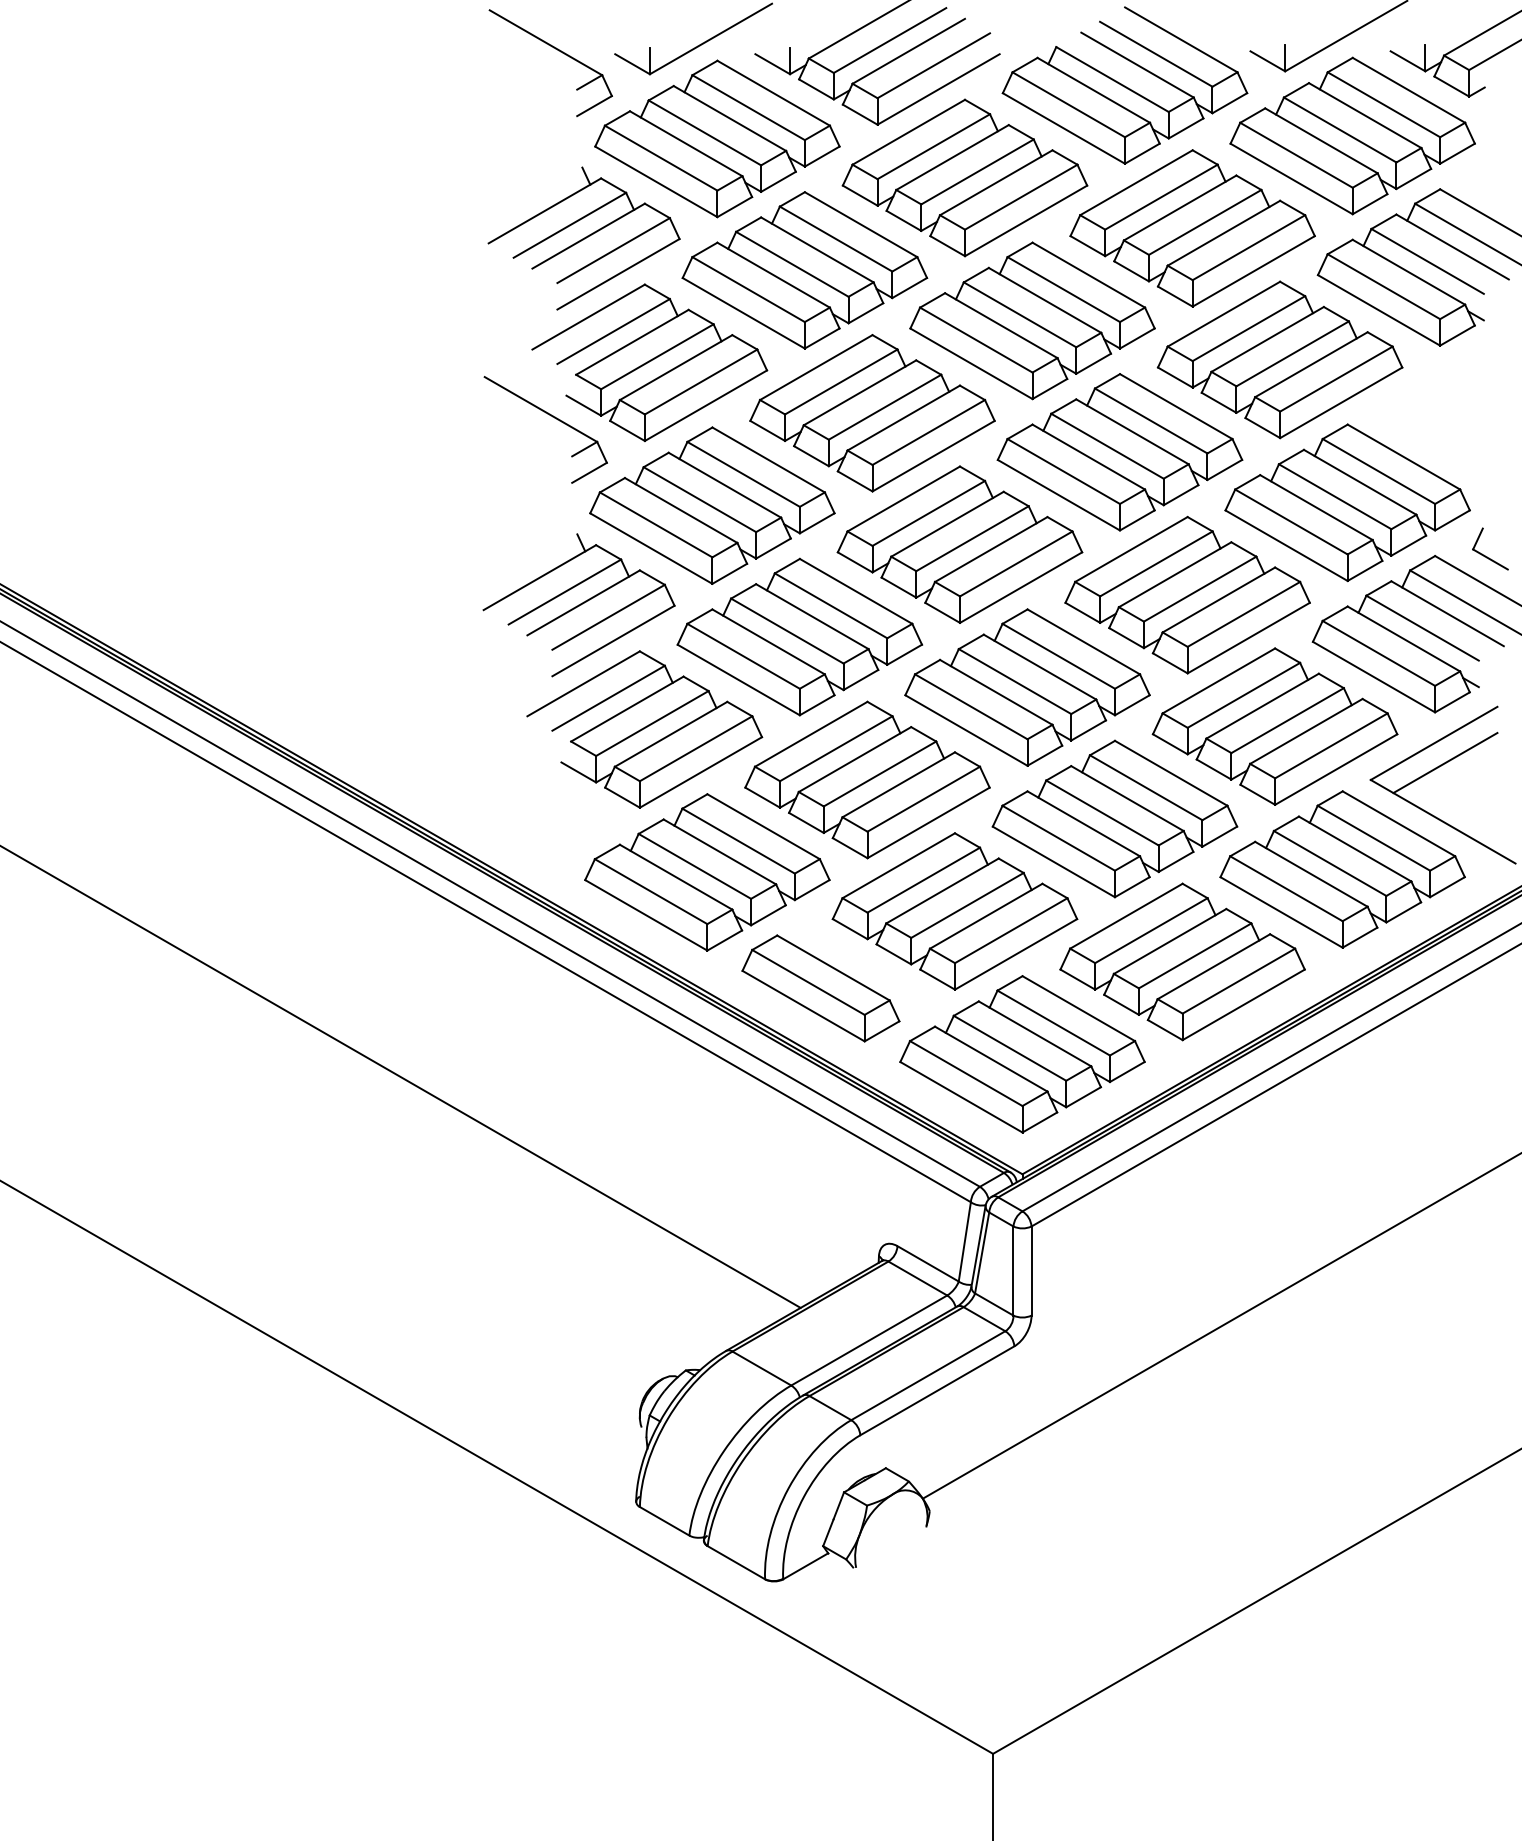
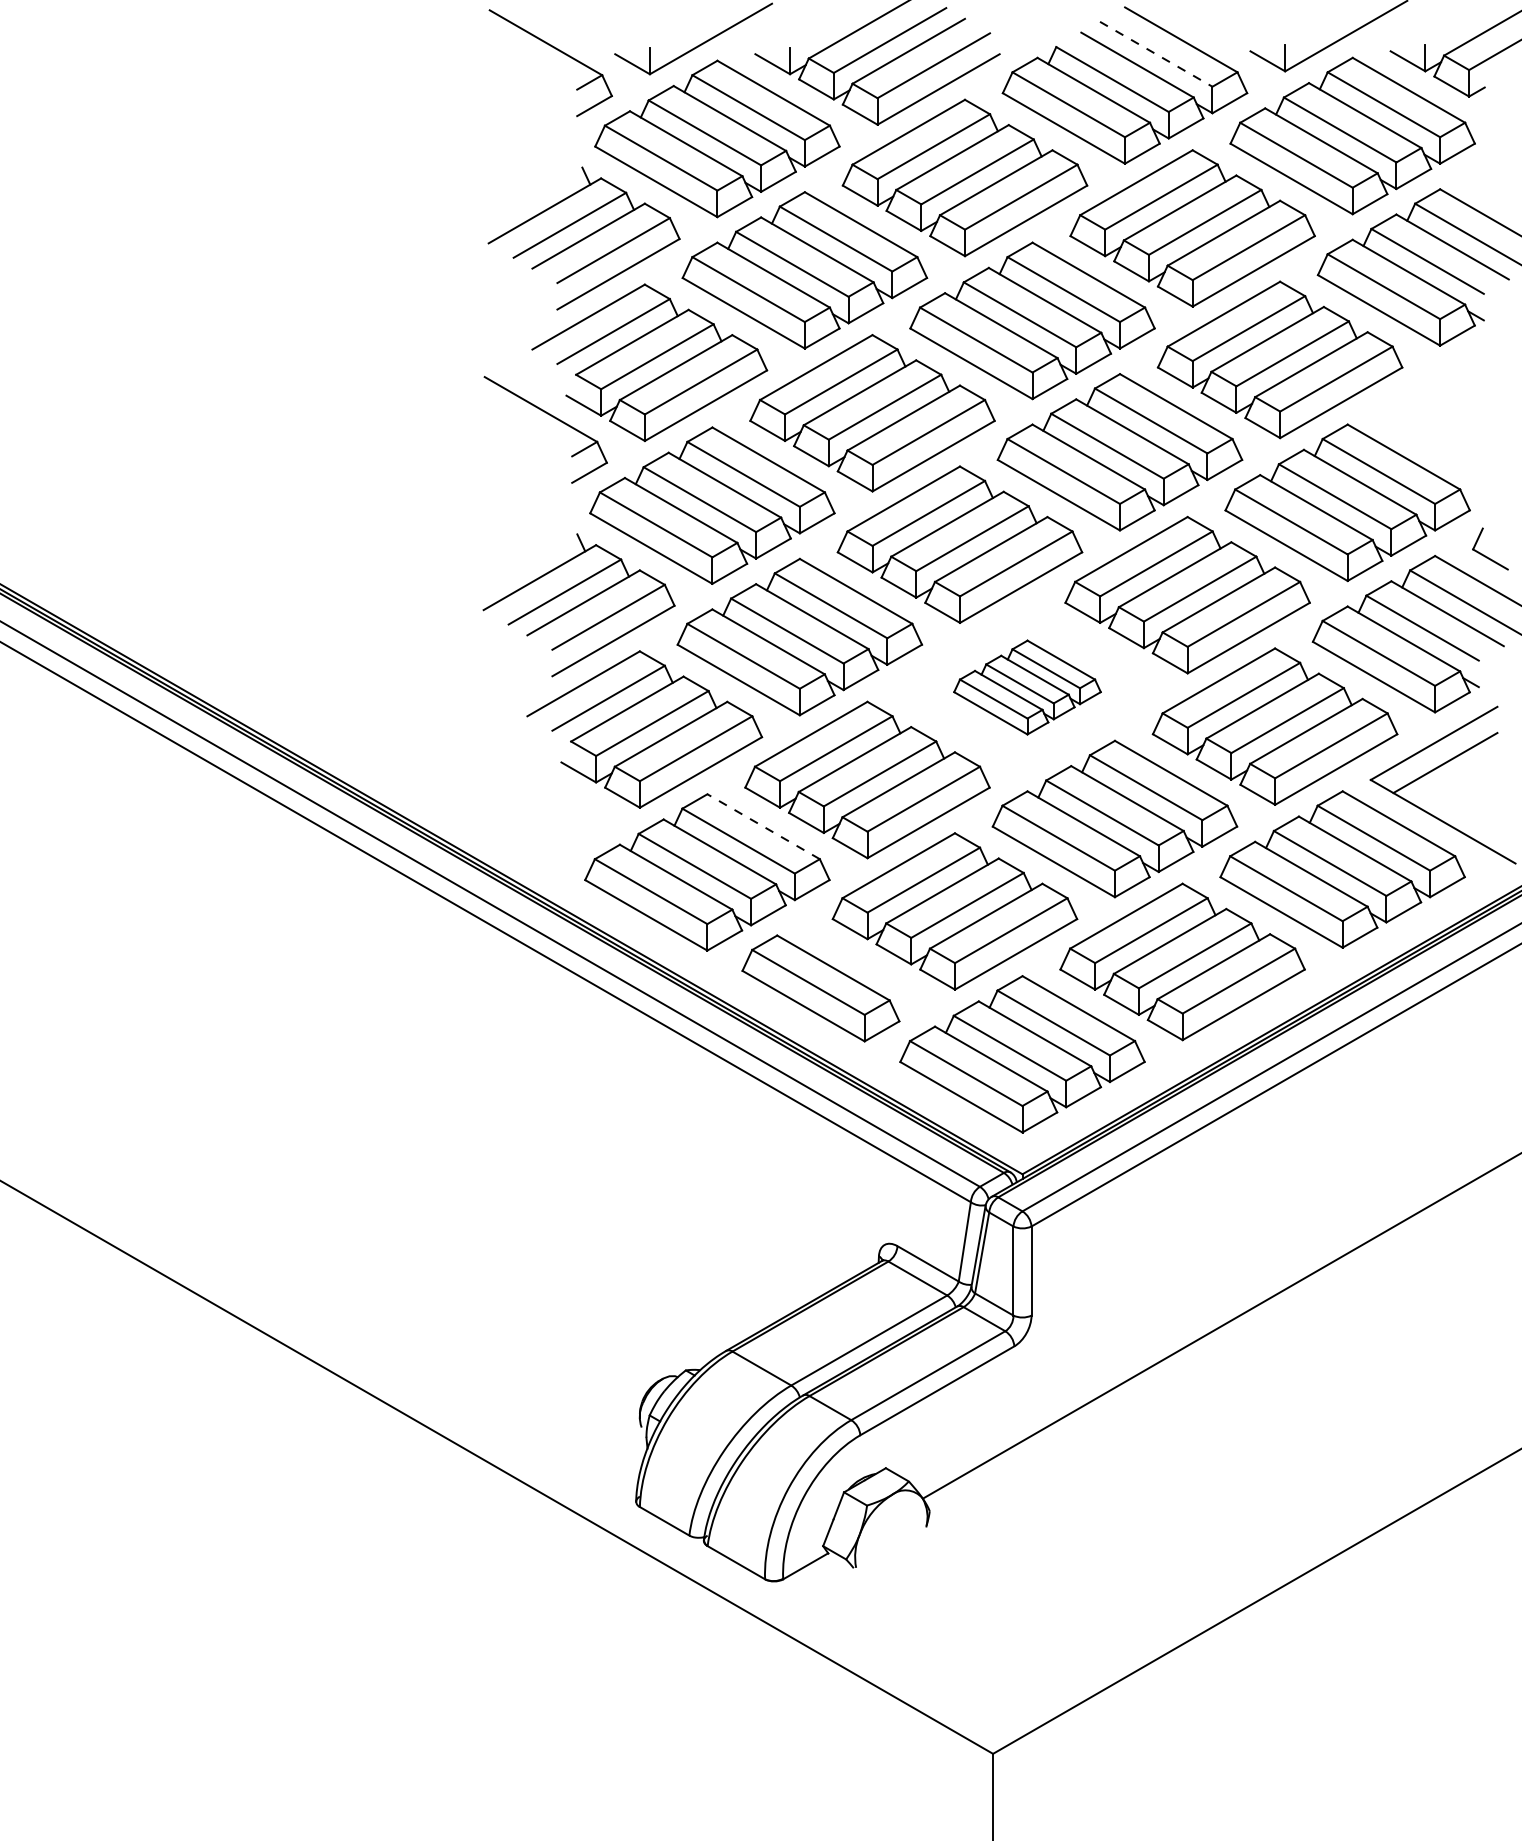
line: solid -> dashed (1156, 54)
part size: 247x159 px -> 149x97 px (1027, 687)
line: solid -> dashed (763, 826)
line: present -> none (401, 1077)
